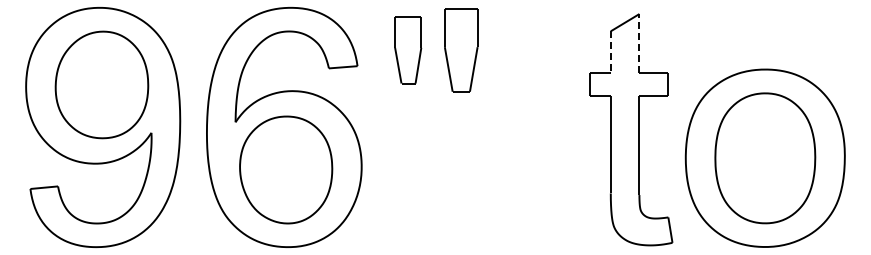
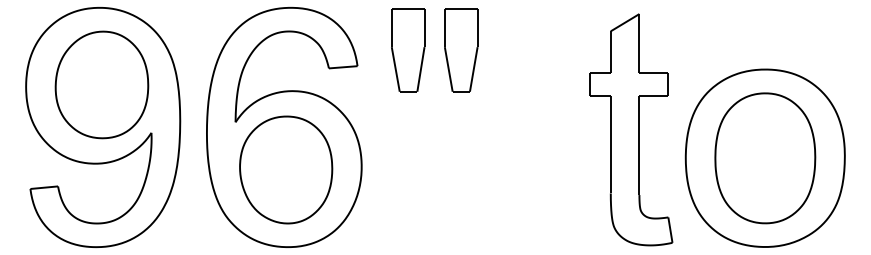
line: dashed -> solid (639, 43)
part size: 29x69 px -> 35x85 px (408, 50)
line: dashed -> solid (610, 52)
